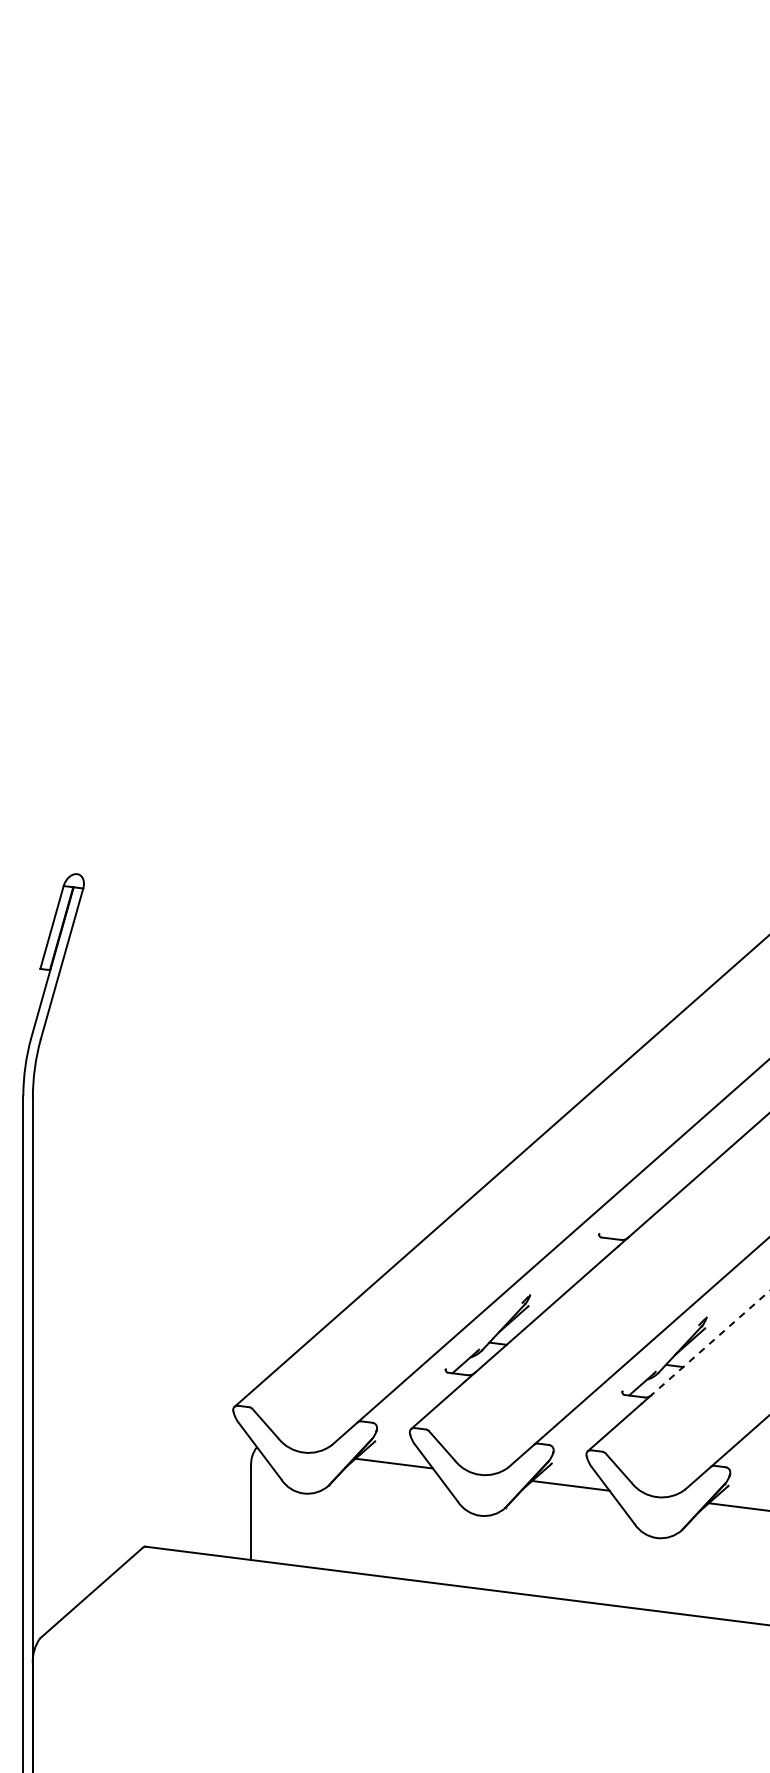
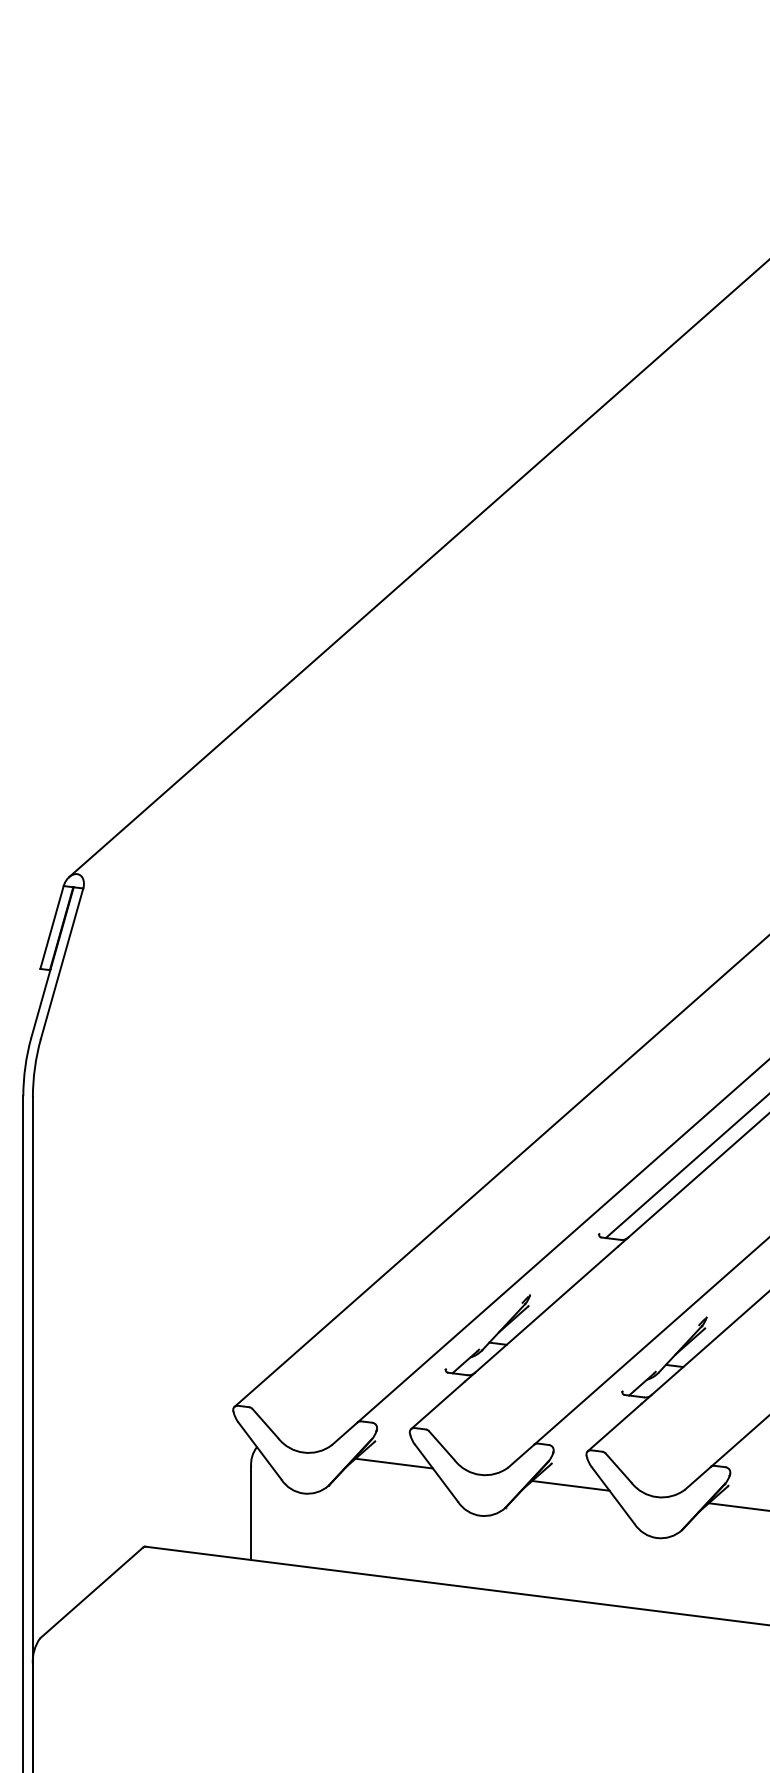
line: none -> present (417, 569)
line: none -> present (685, 1167)
line: dashed -> solid (710, 1343)
